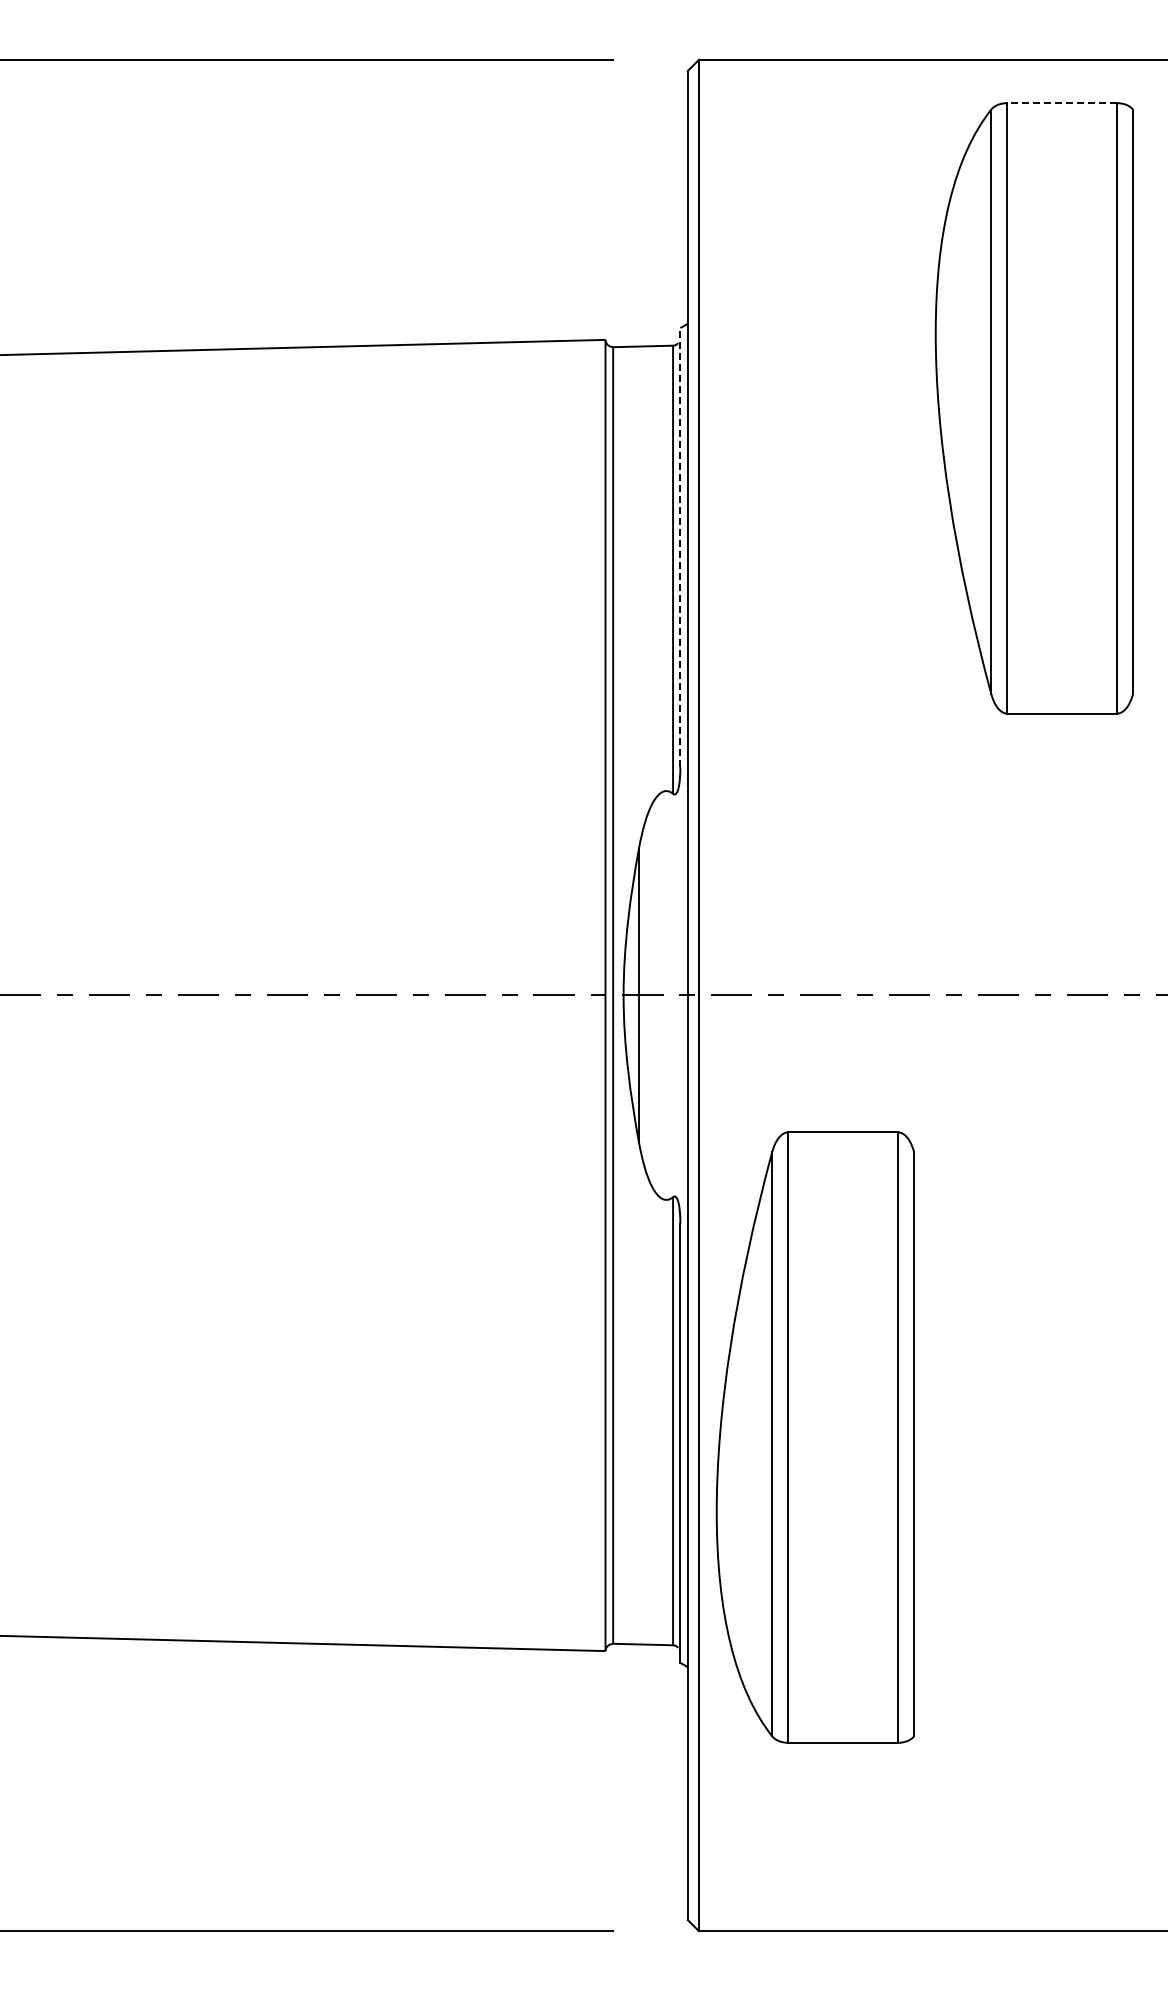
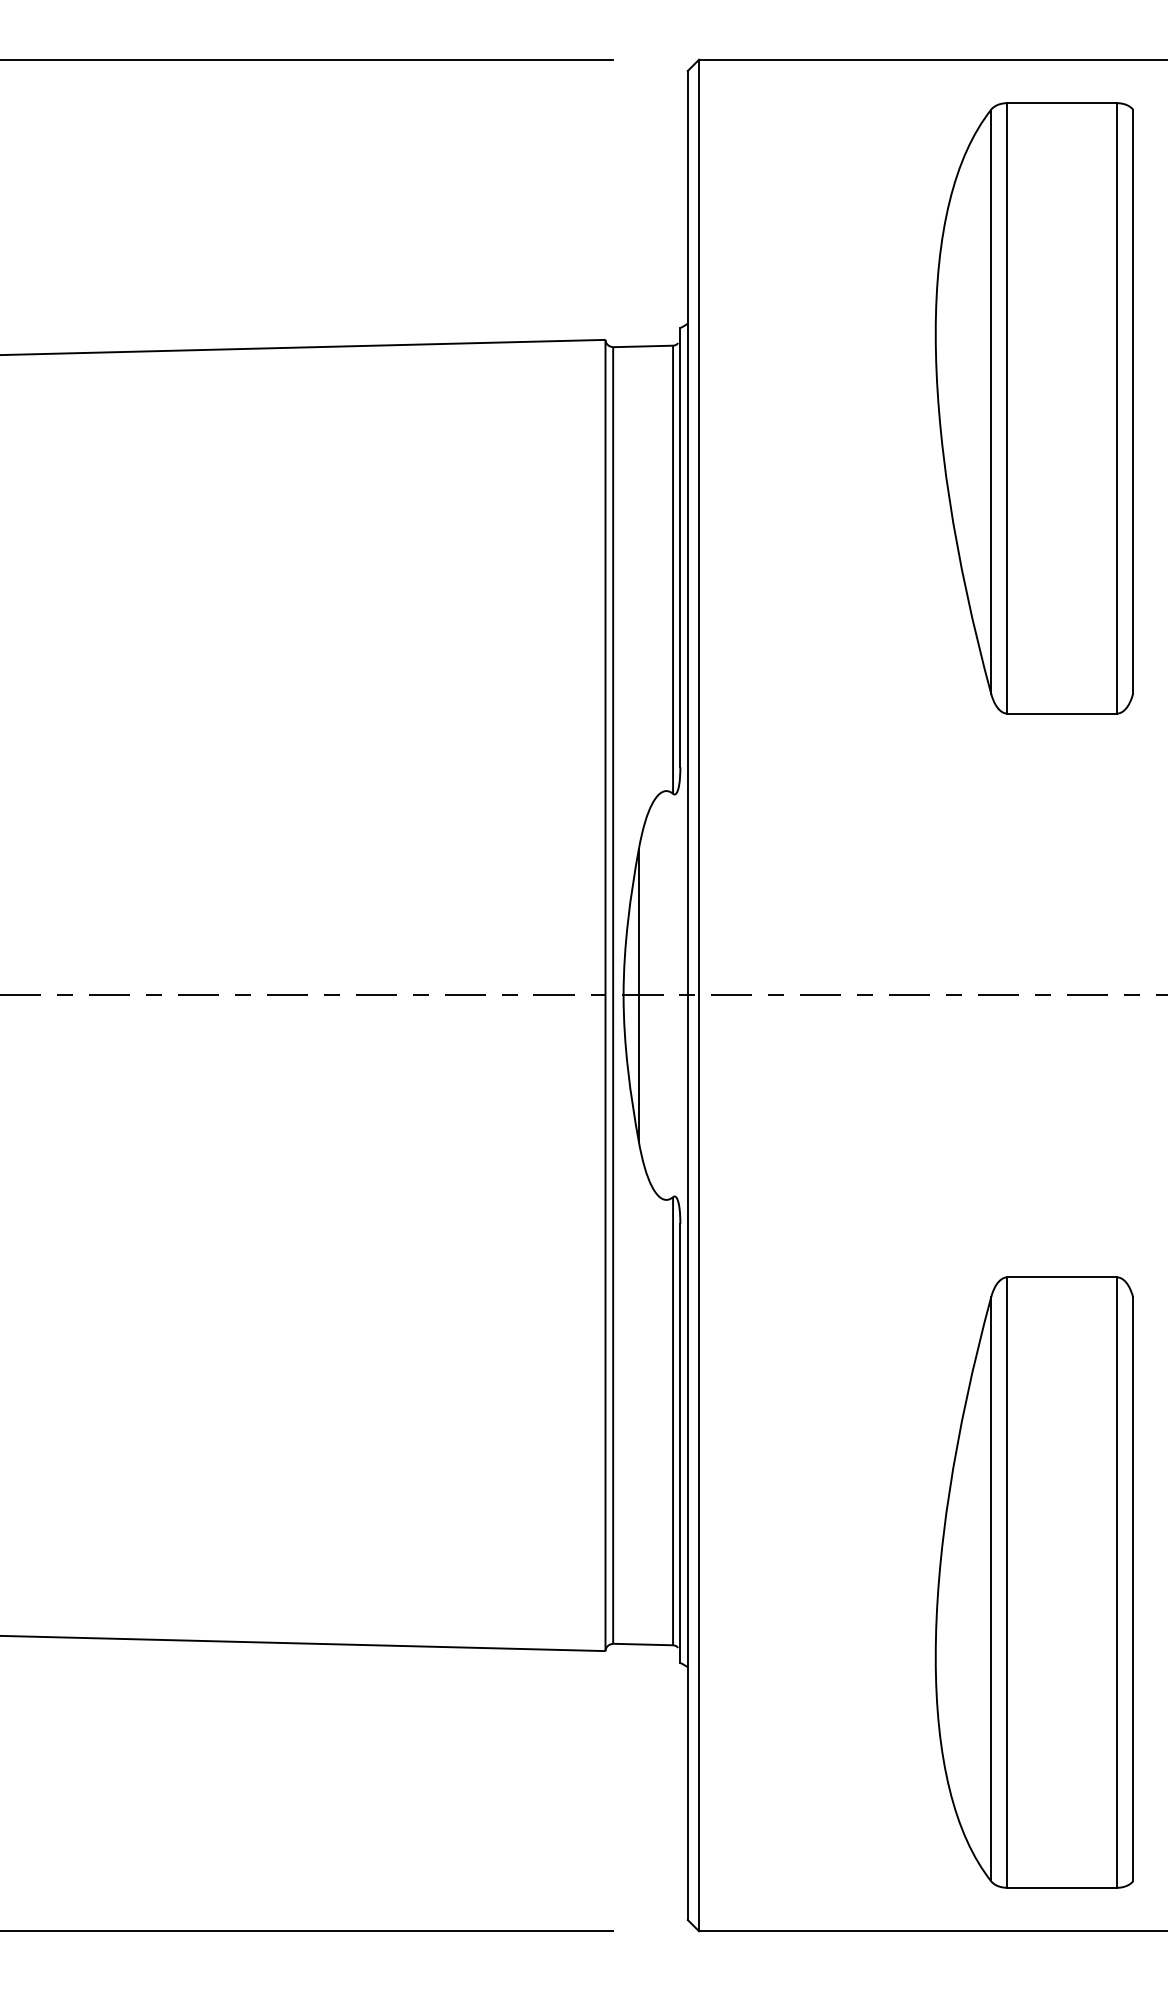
line: dashed -> solid (1062, 103)
line: dashed -> solid (680, 547)
part position: (814, 1437) -> (1033, 1582) (1033, 1582)
